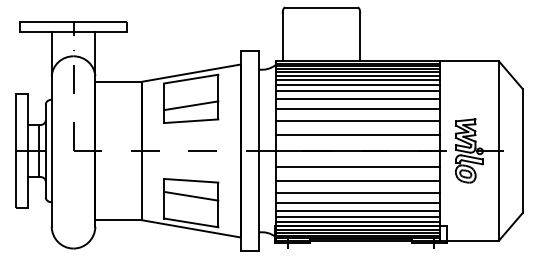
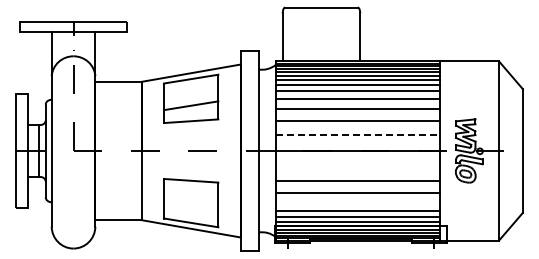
line: solid -> dashed (357, 134)
line: present -> none (357, 167)
line: present -> none (191, 195)
line: present -> none (357, 203)
